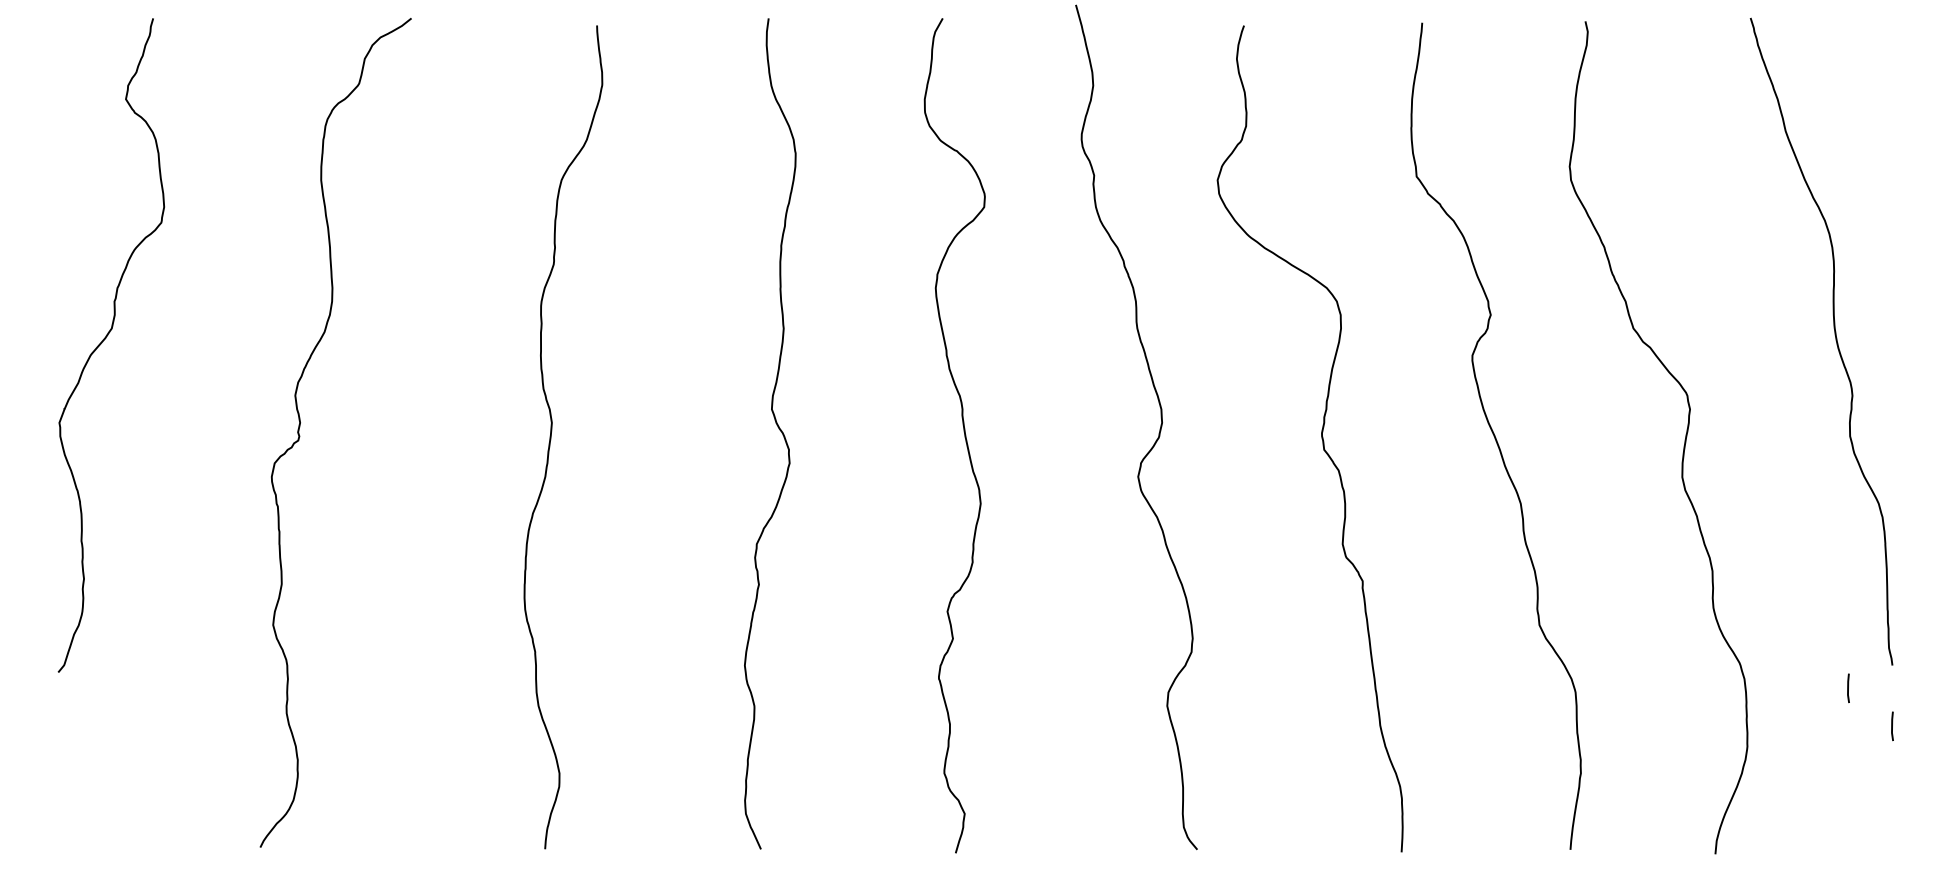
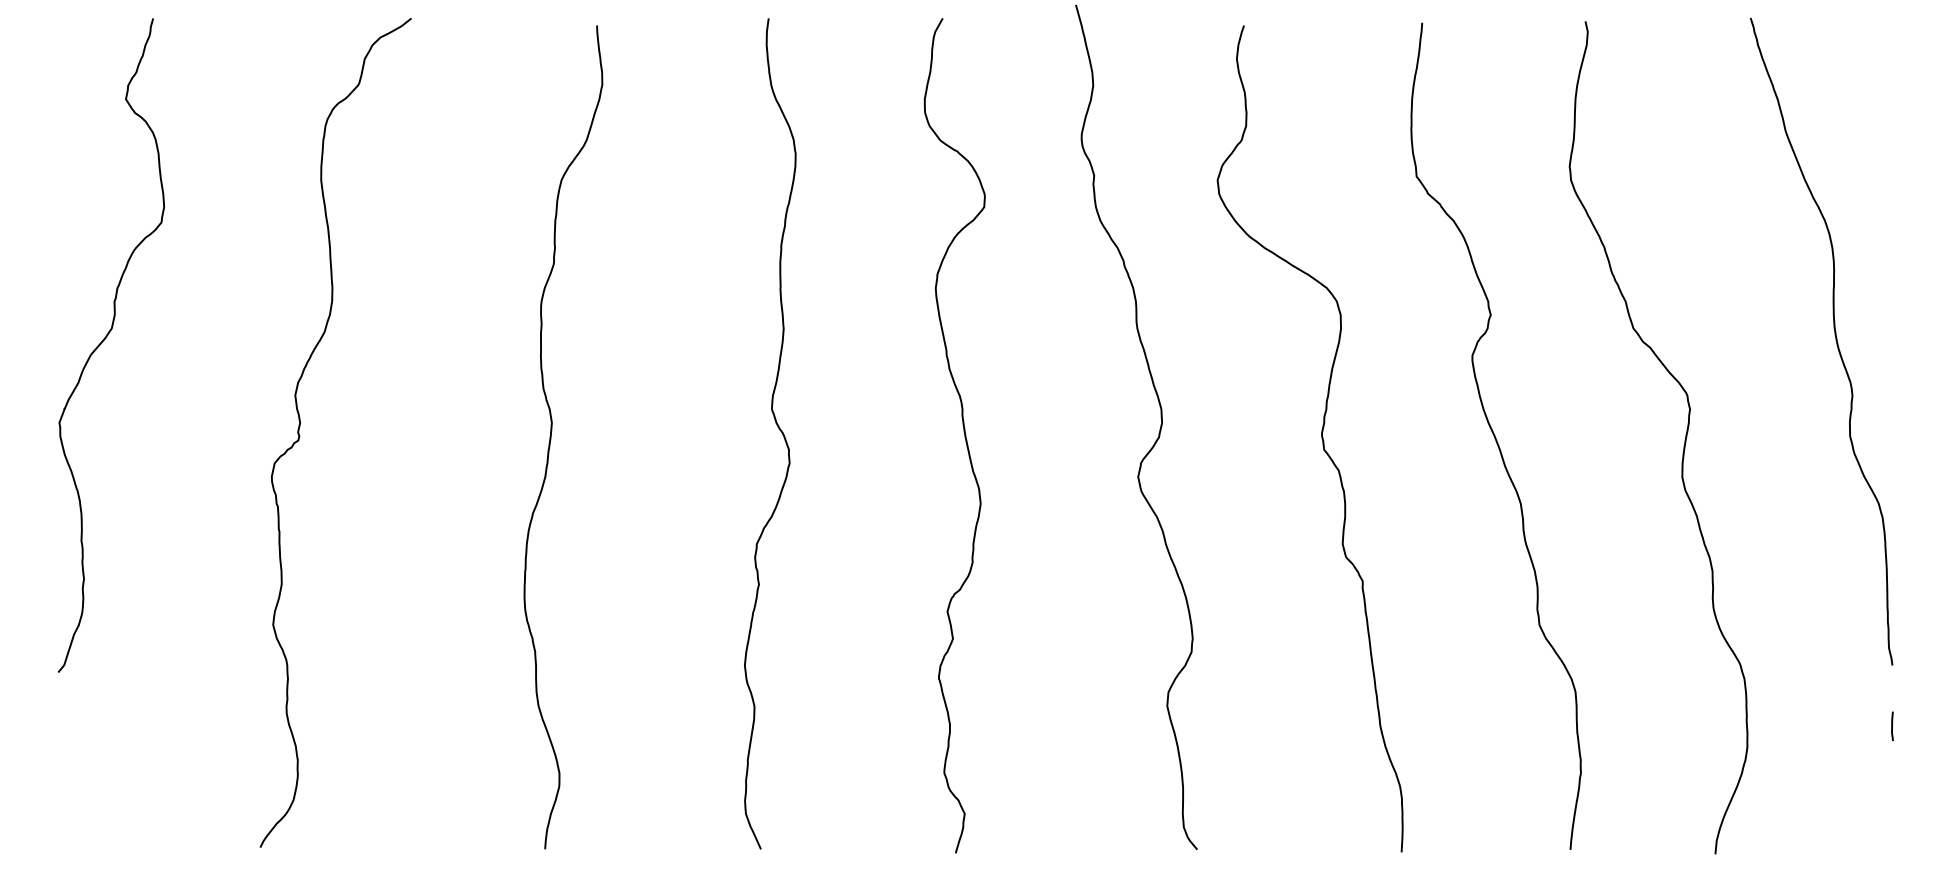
line: present -> none (1848, 688)
